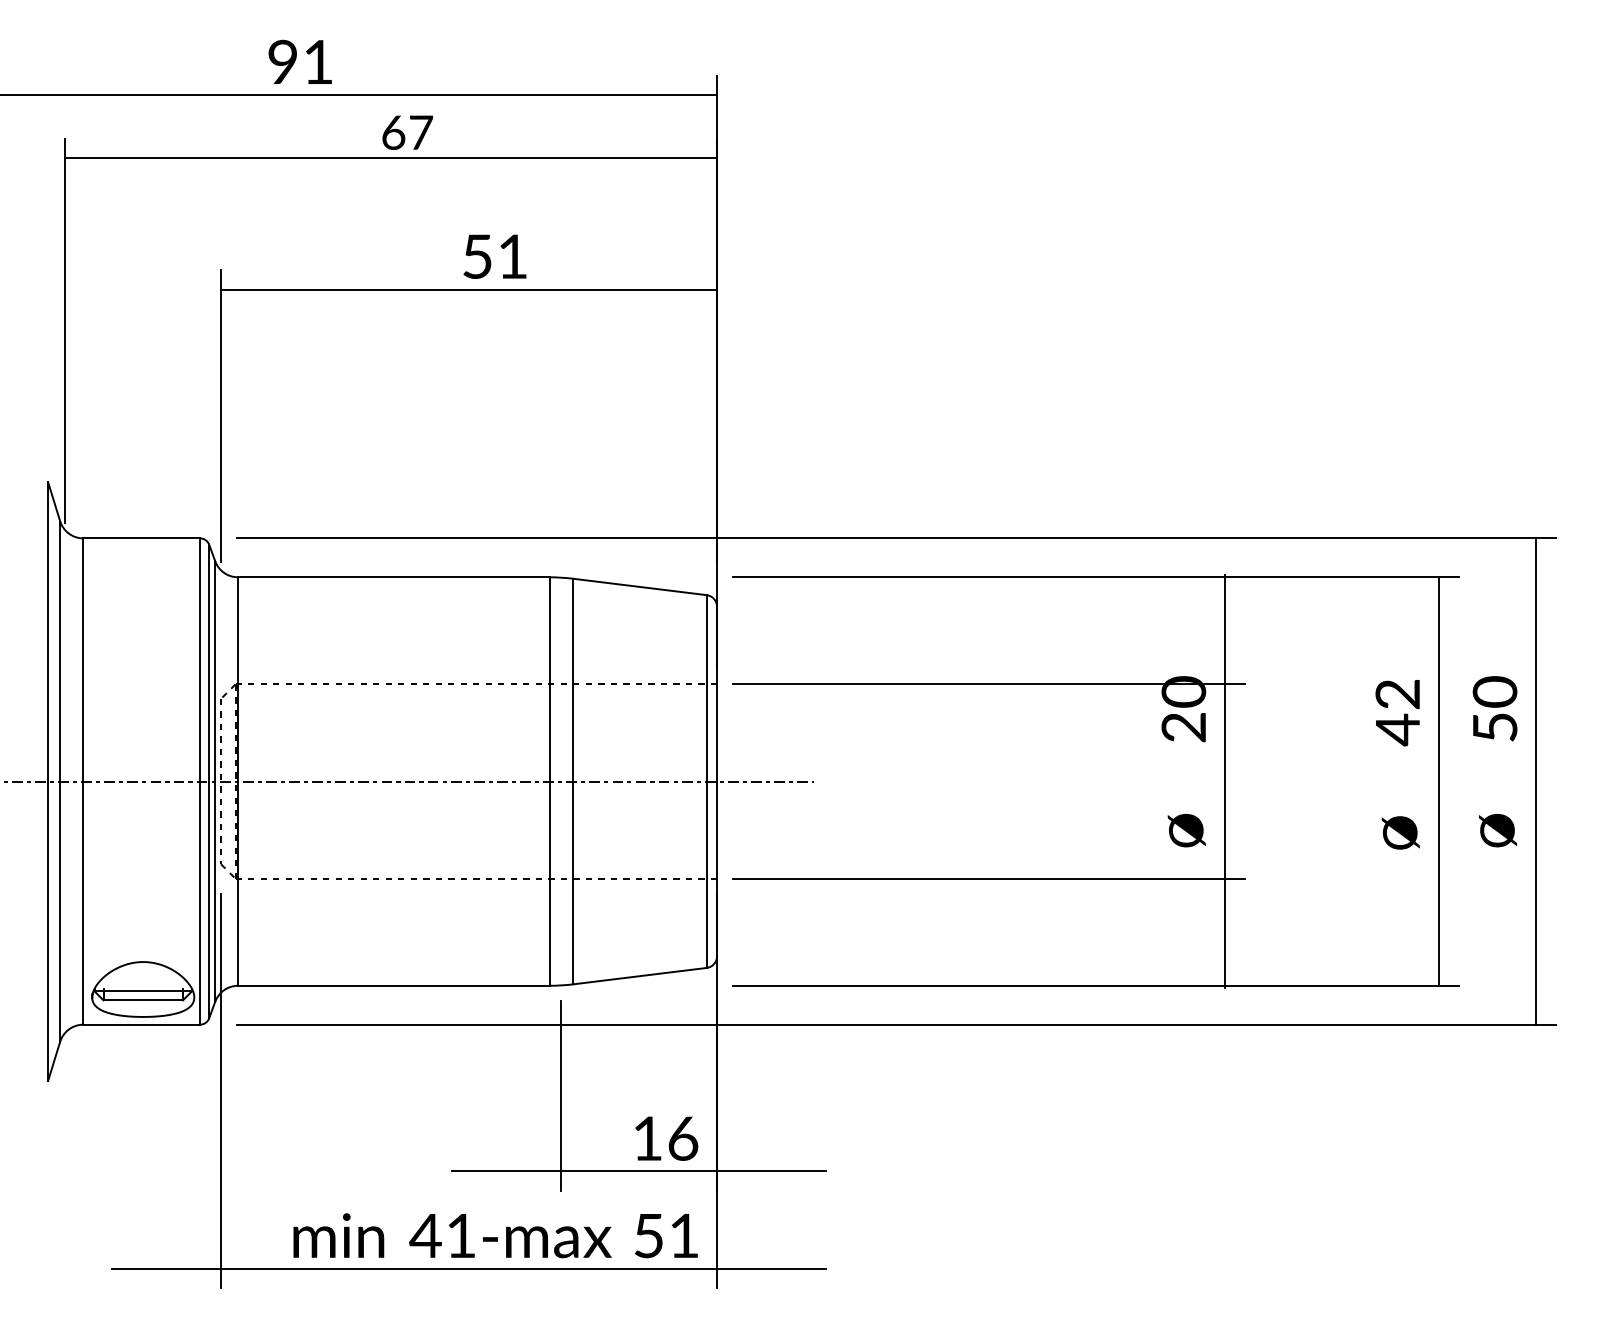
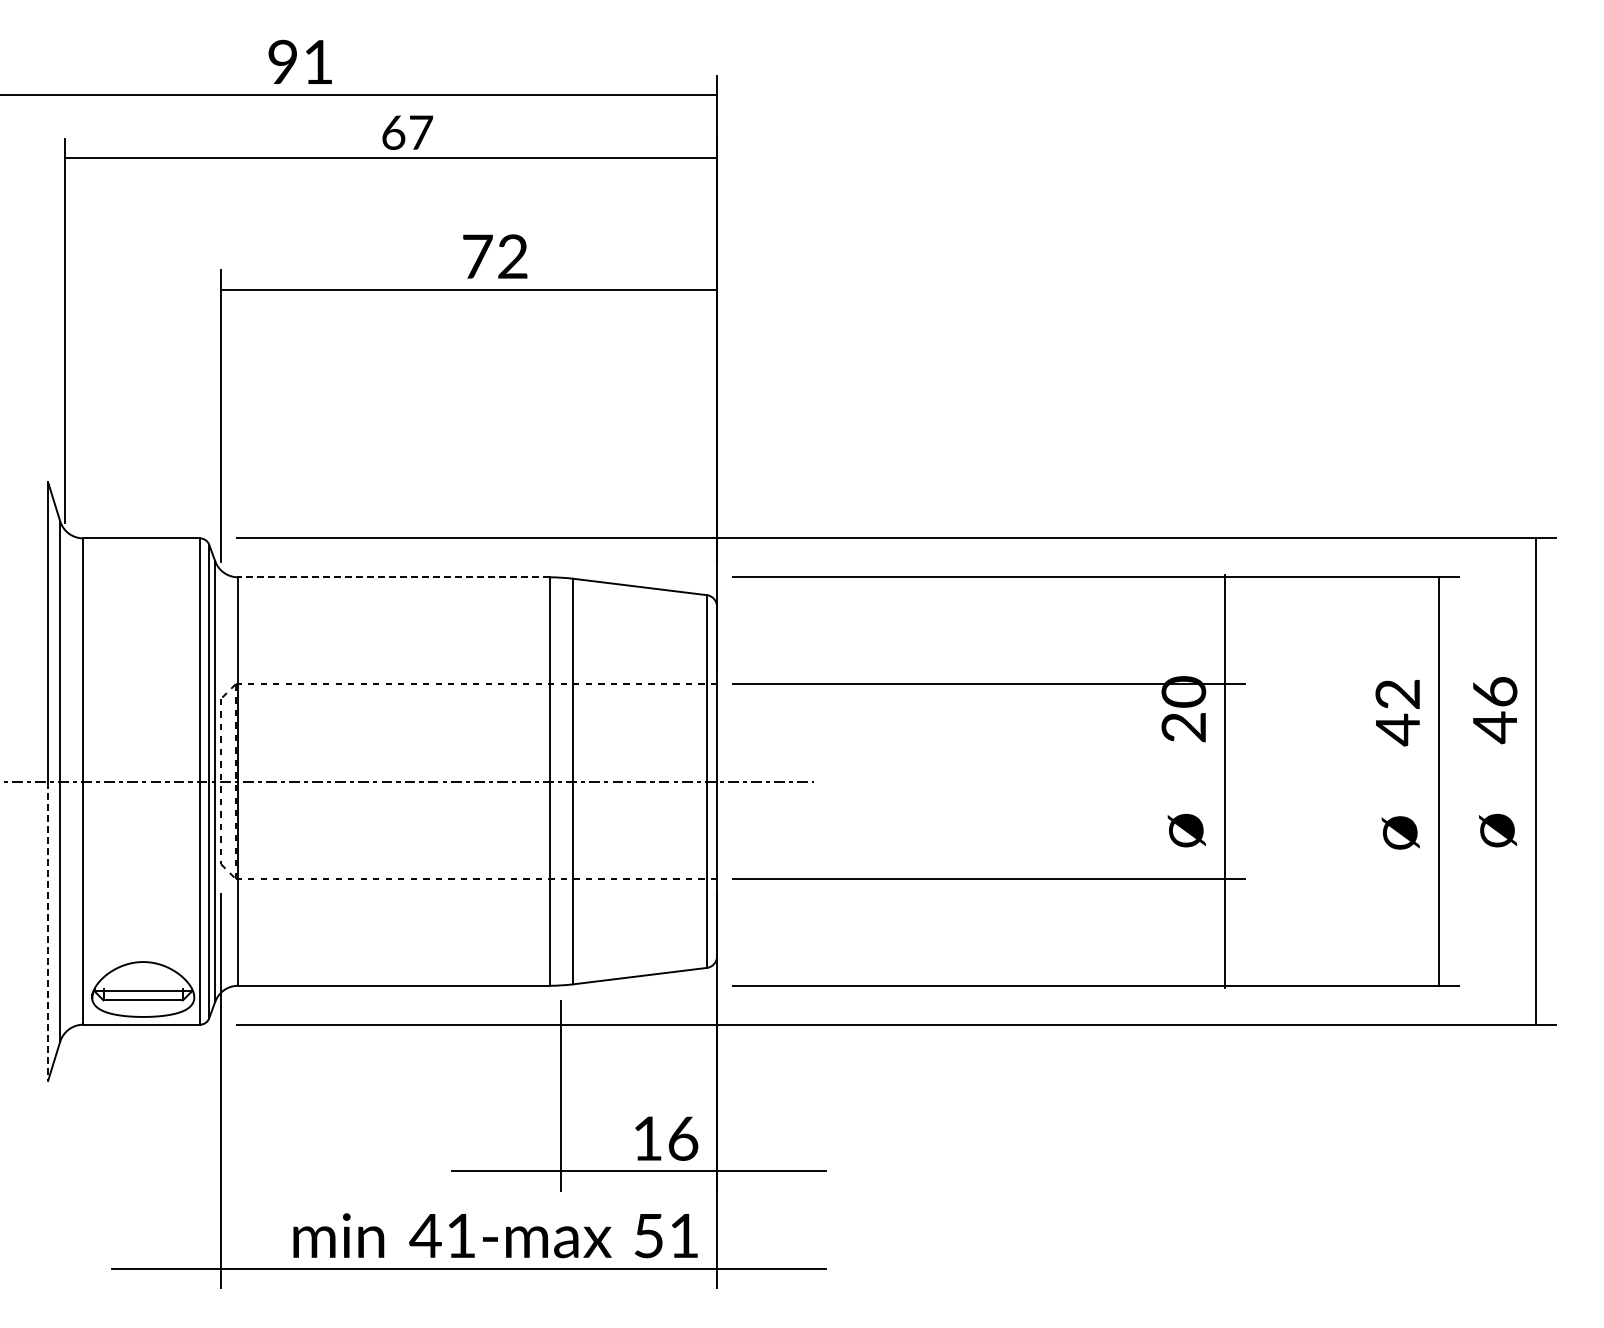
text: 51 -> 72 (495, 256)
line: solid -> dashed (393, 577)
text: 50 -> 46 (1494, 710)
line: solid -> dashed (48, 931)
